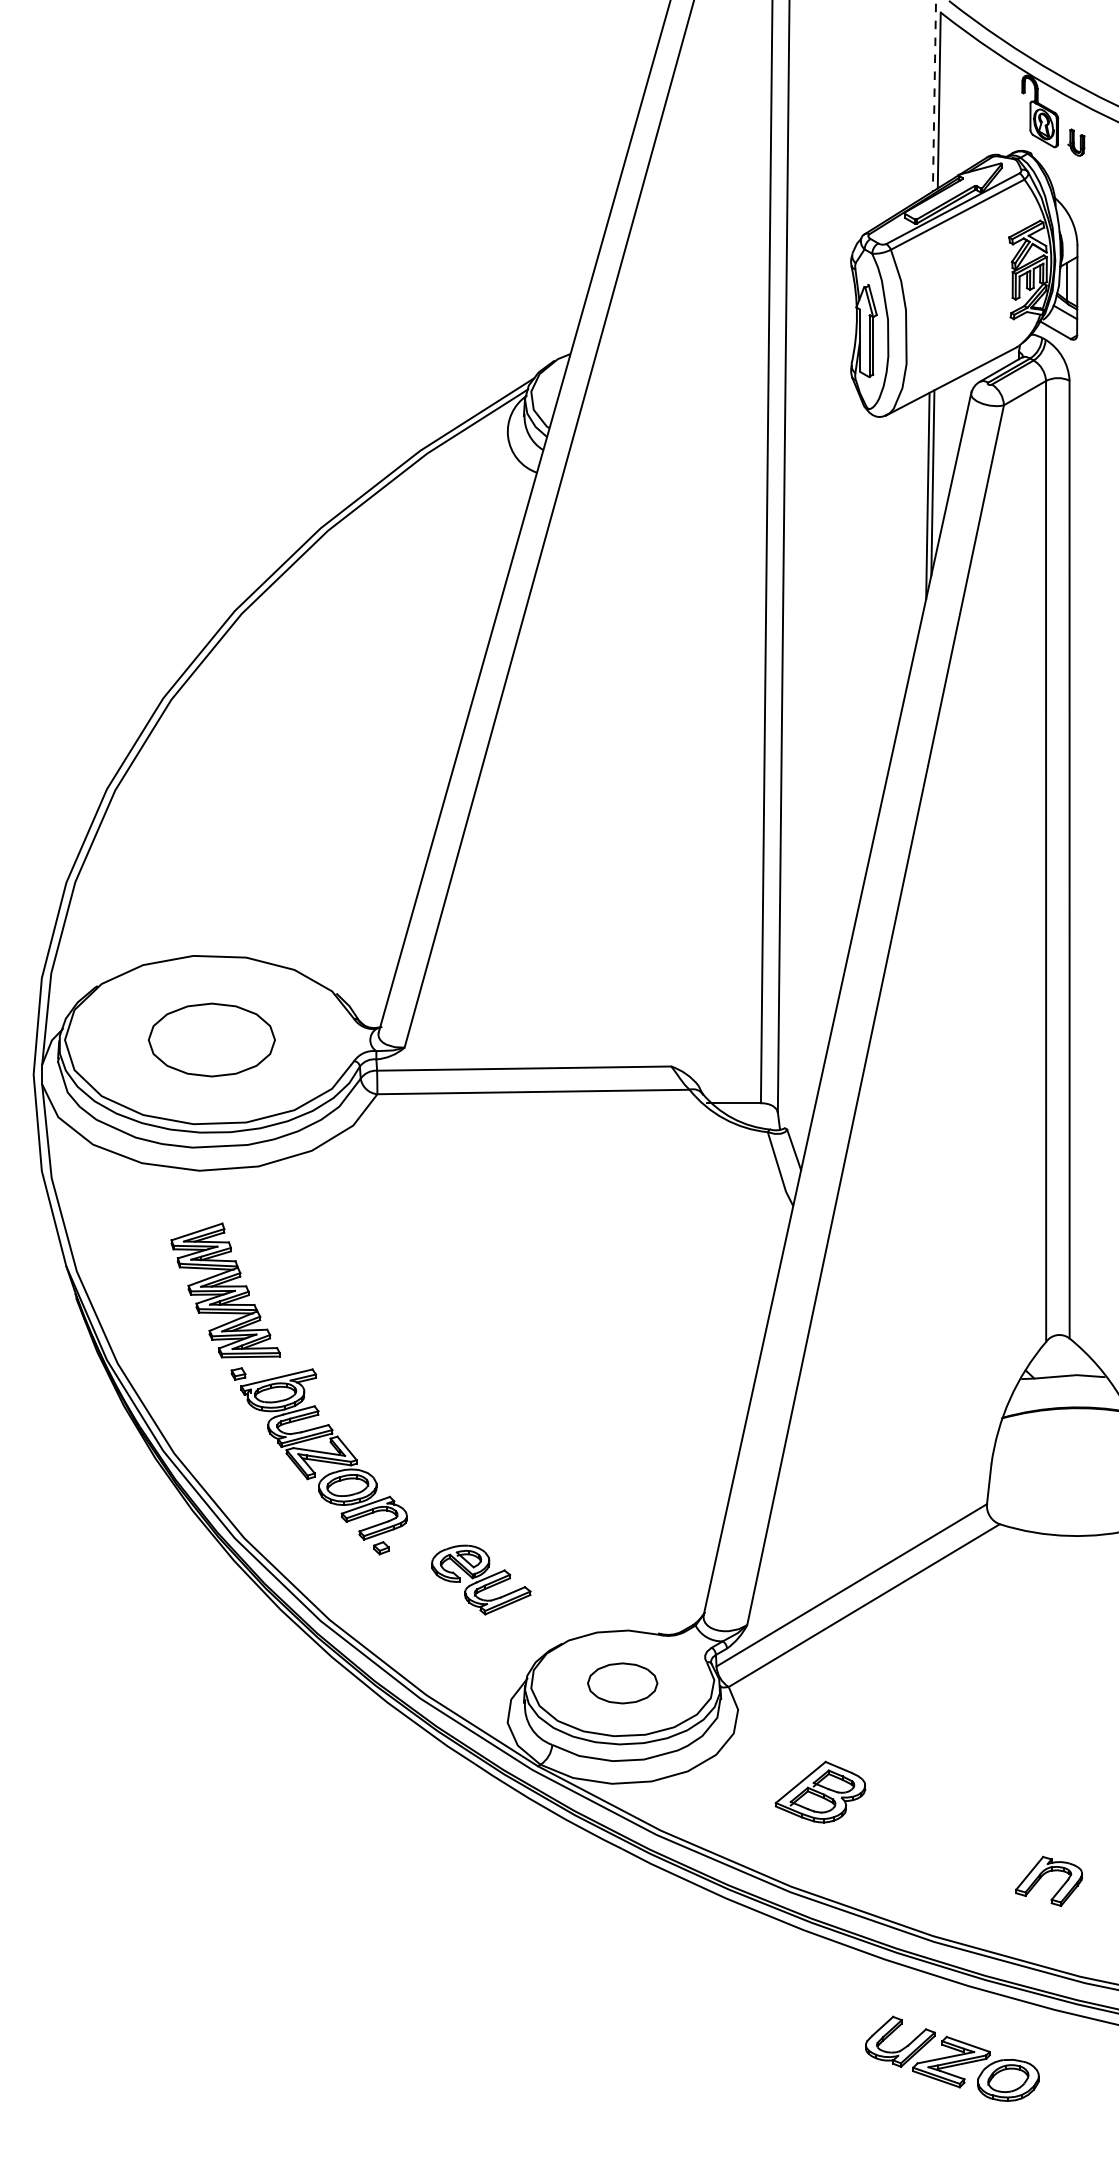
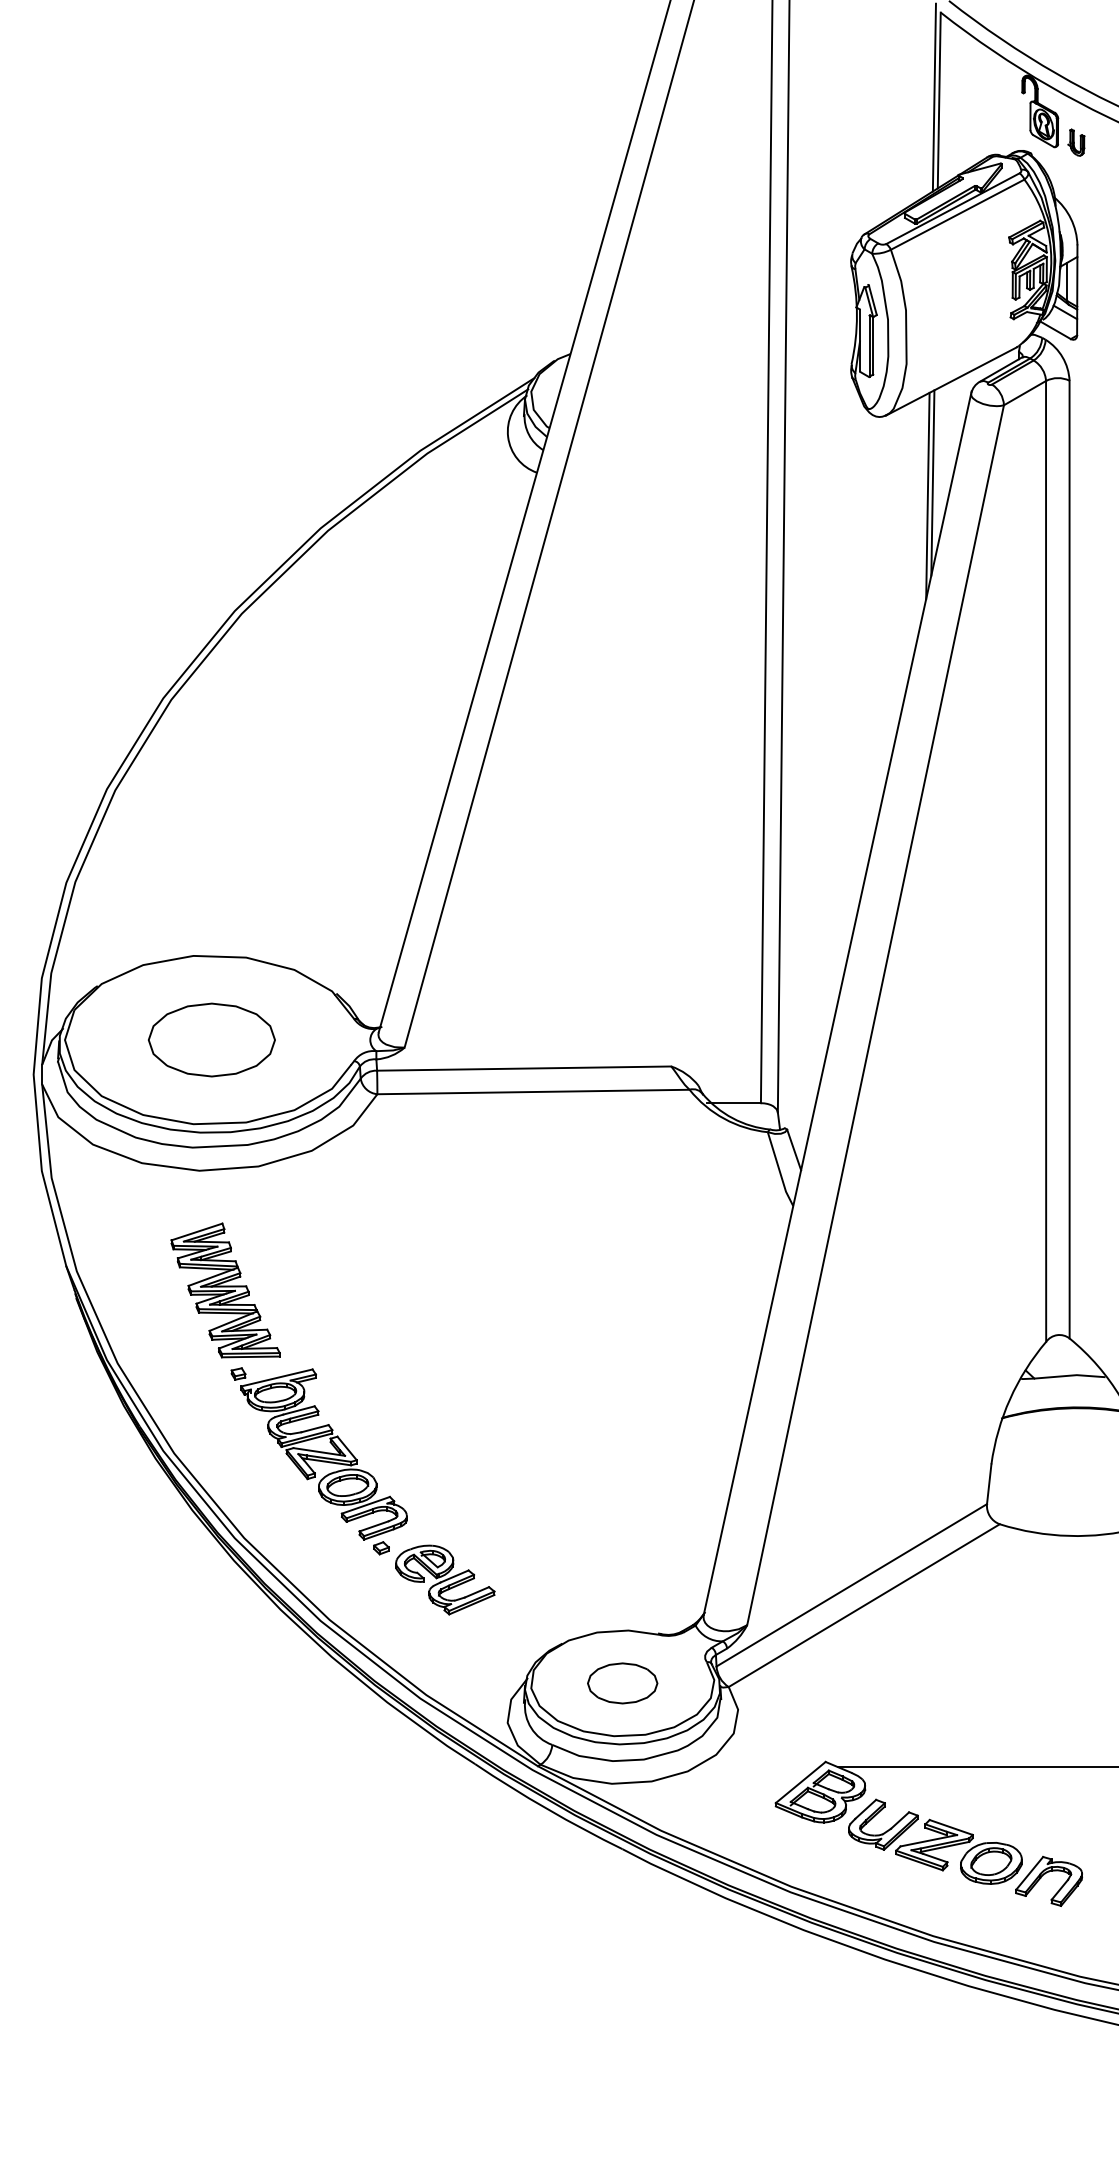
line: dashed -> solid (934, 97)
part position: (481, 1579) -> (445, 1579) (445, 1579)
line: none -> present (976, 1767)
part position: (952, 2058) -> (935, 1841) (935, 1841)
